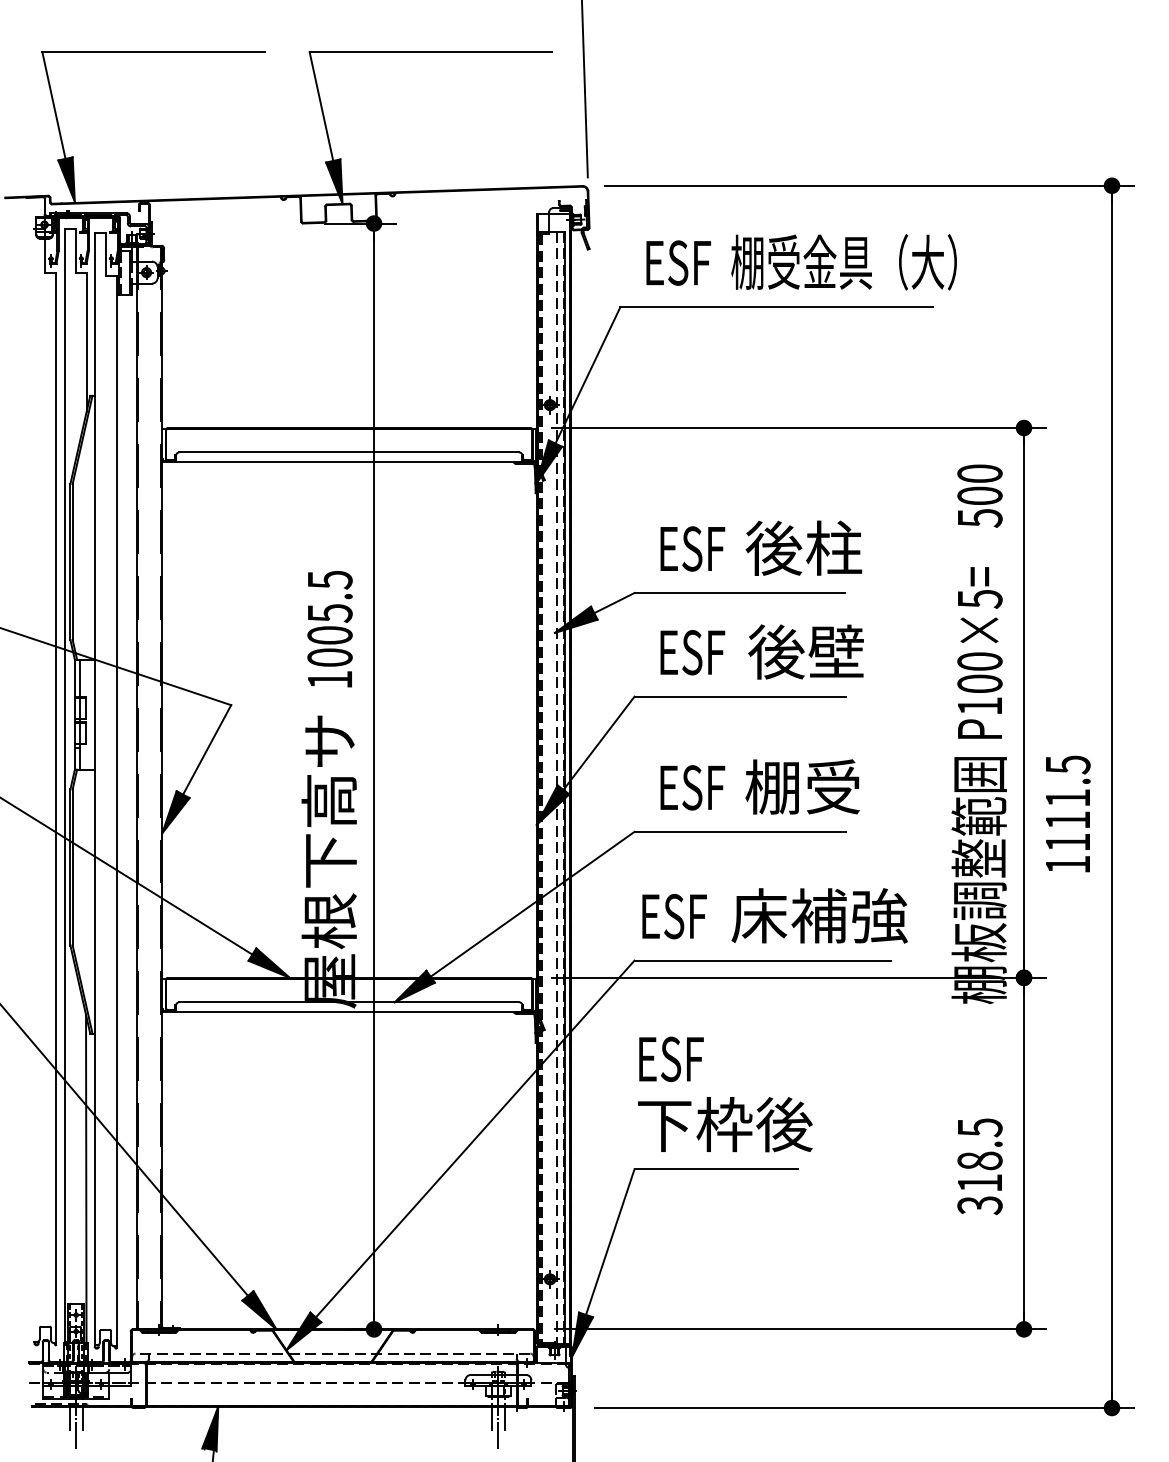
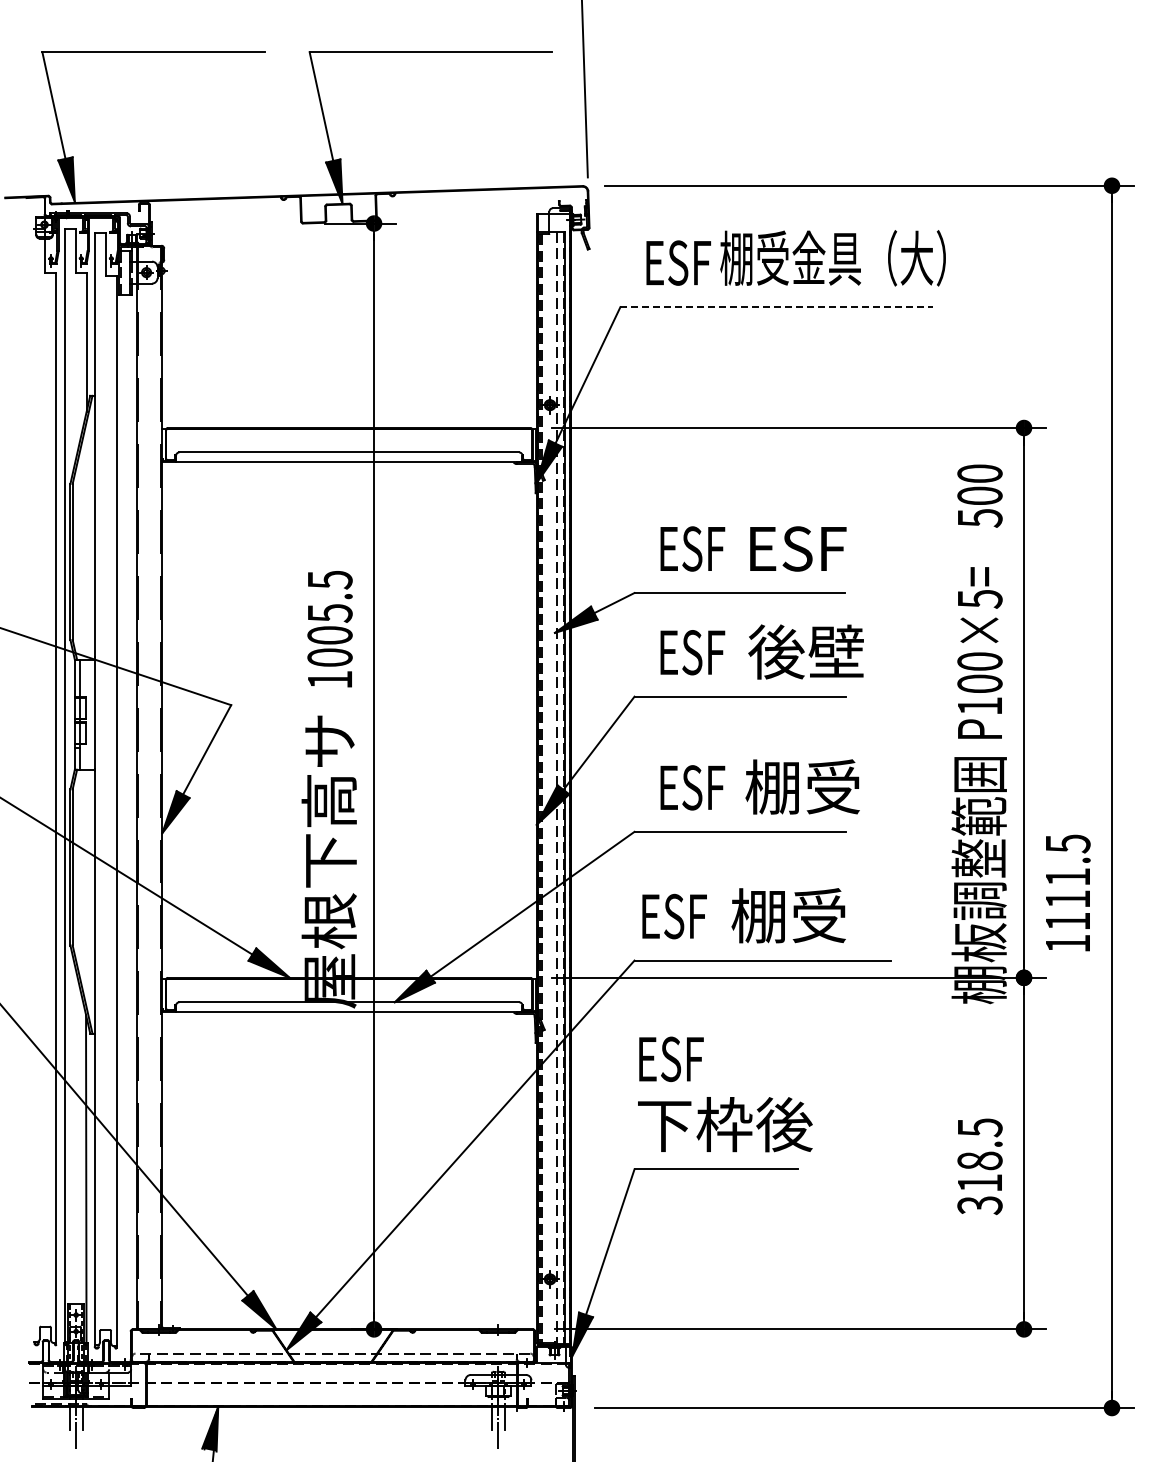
text position: (843, 262) -> (832, 258) (832, 258)
line: solid -> dashed (776, 307)
text: 後柱 -> ESF (803, 547)
text position: (1068, 813) -> (1068, 892) (1068, 892)
text: 床補強 -> 棚受 (819, 915)
